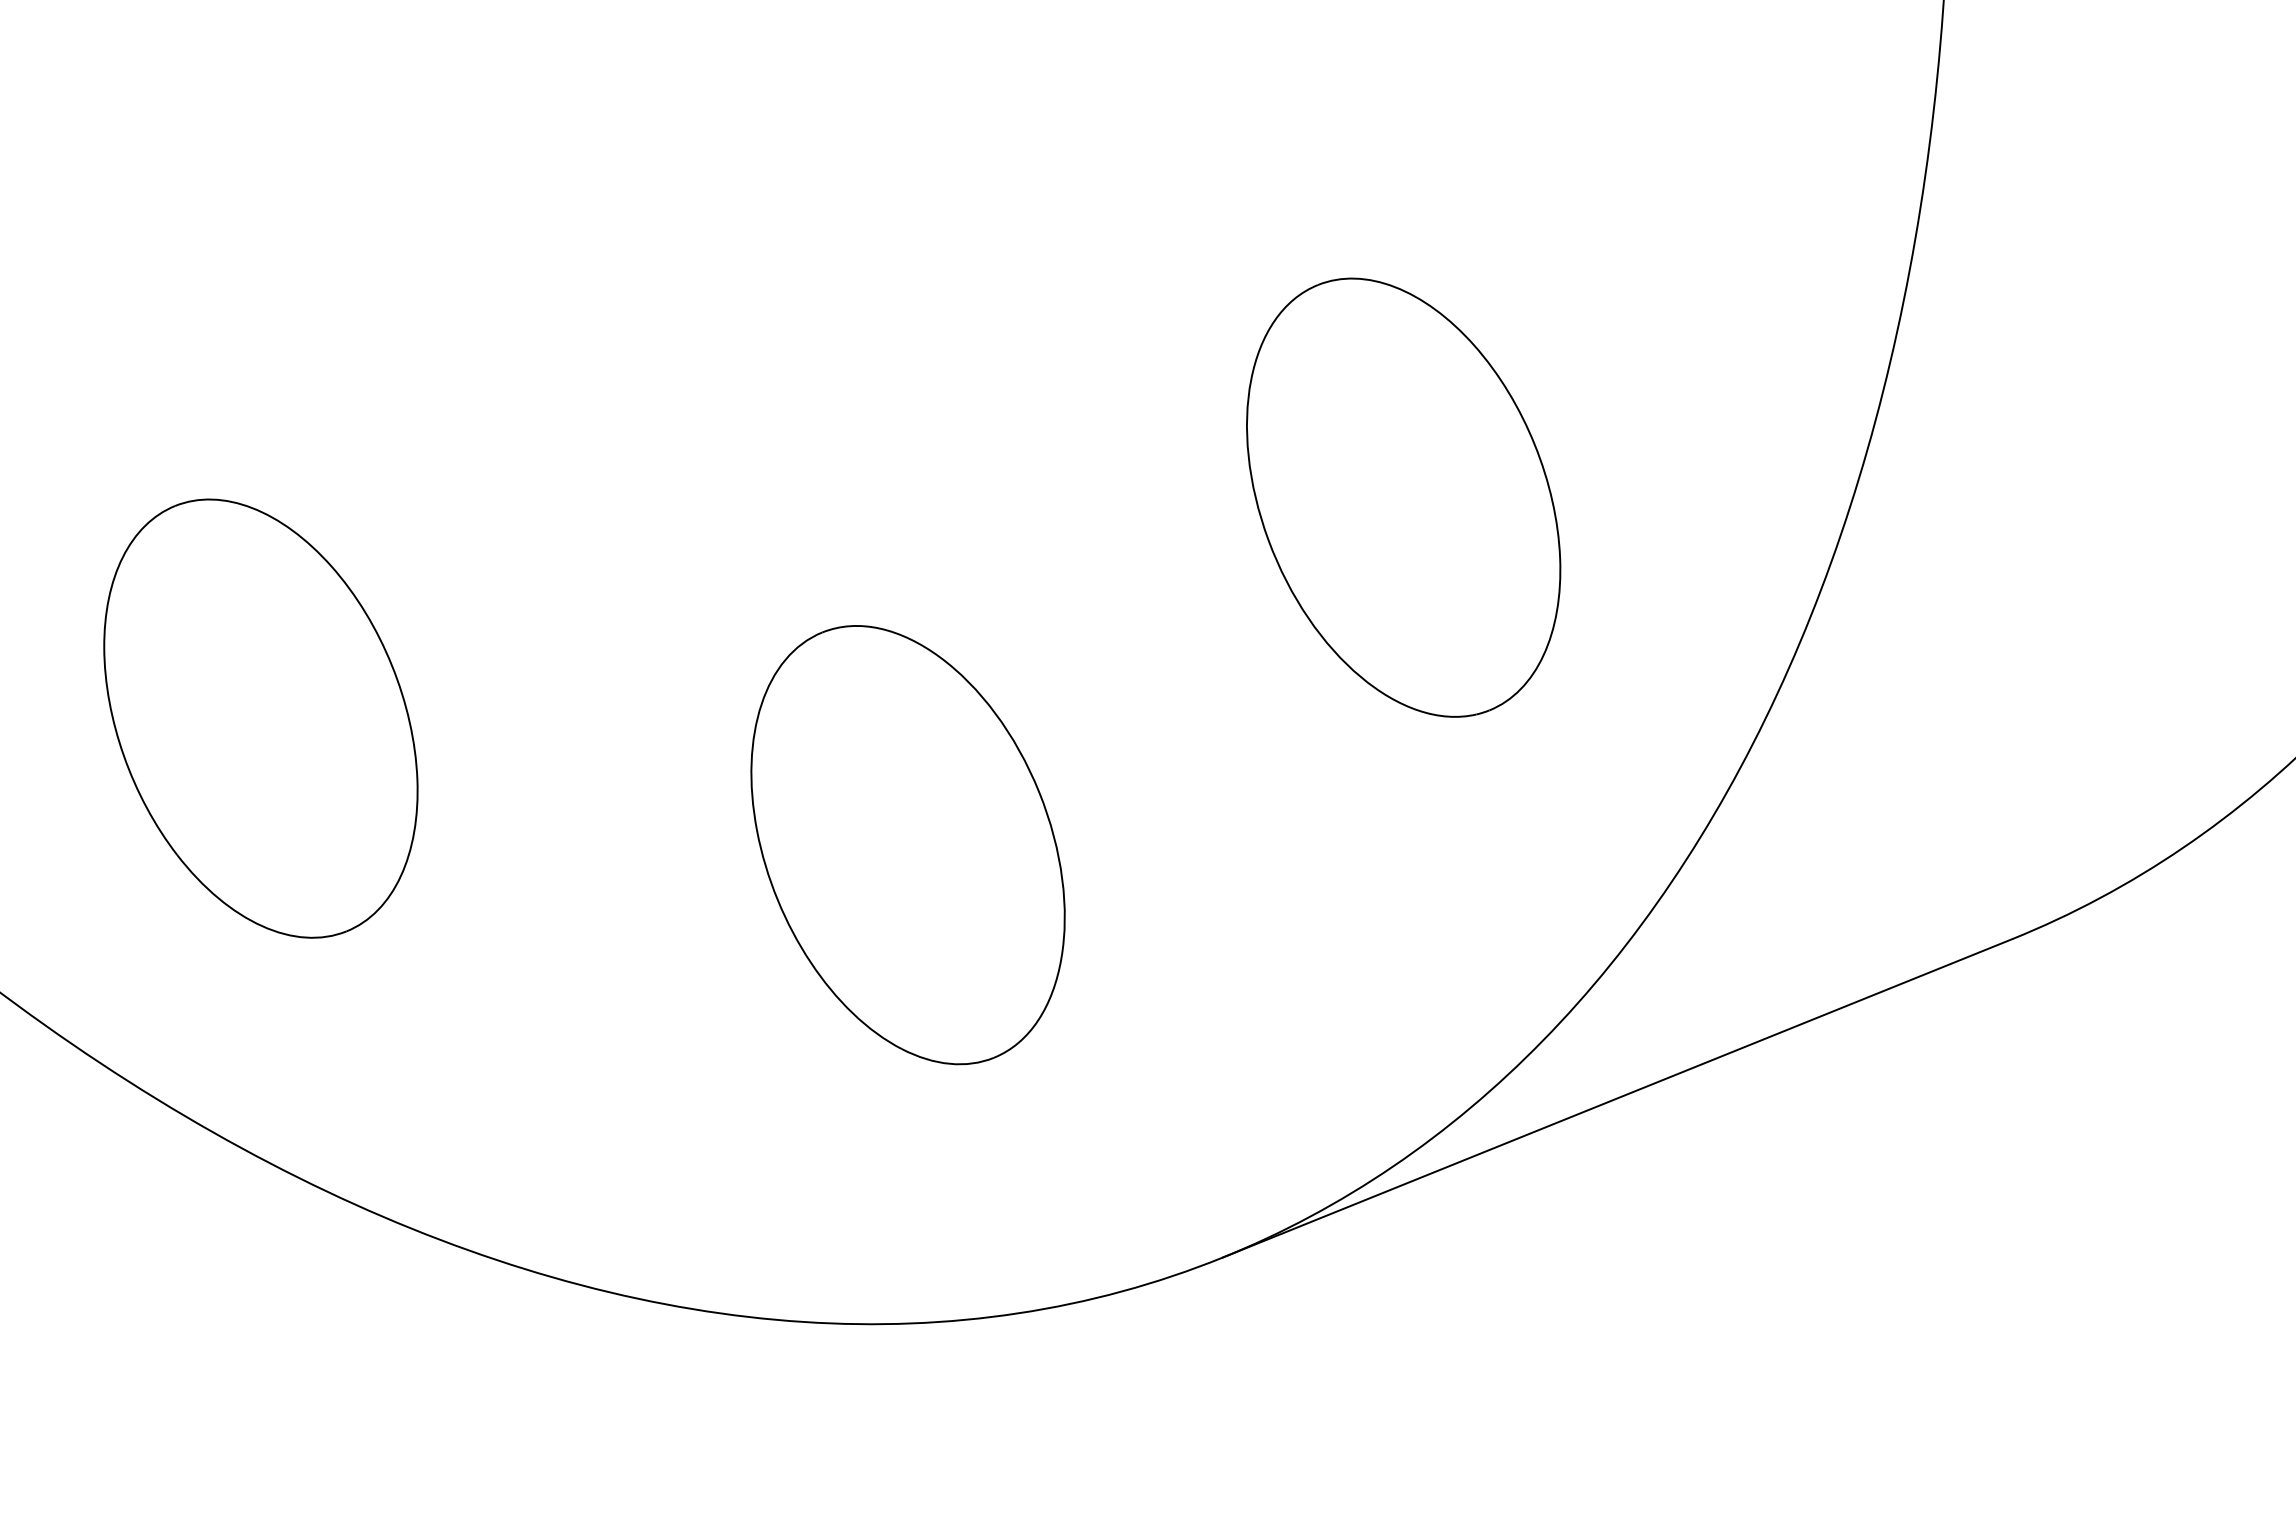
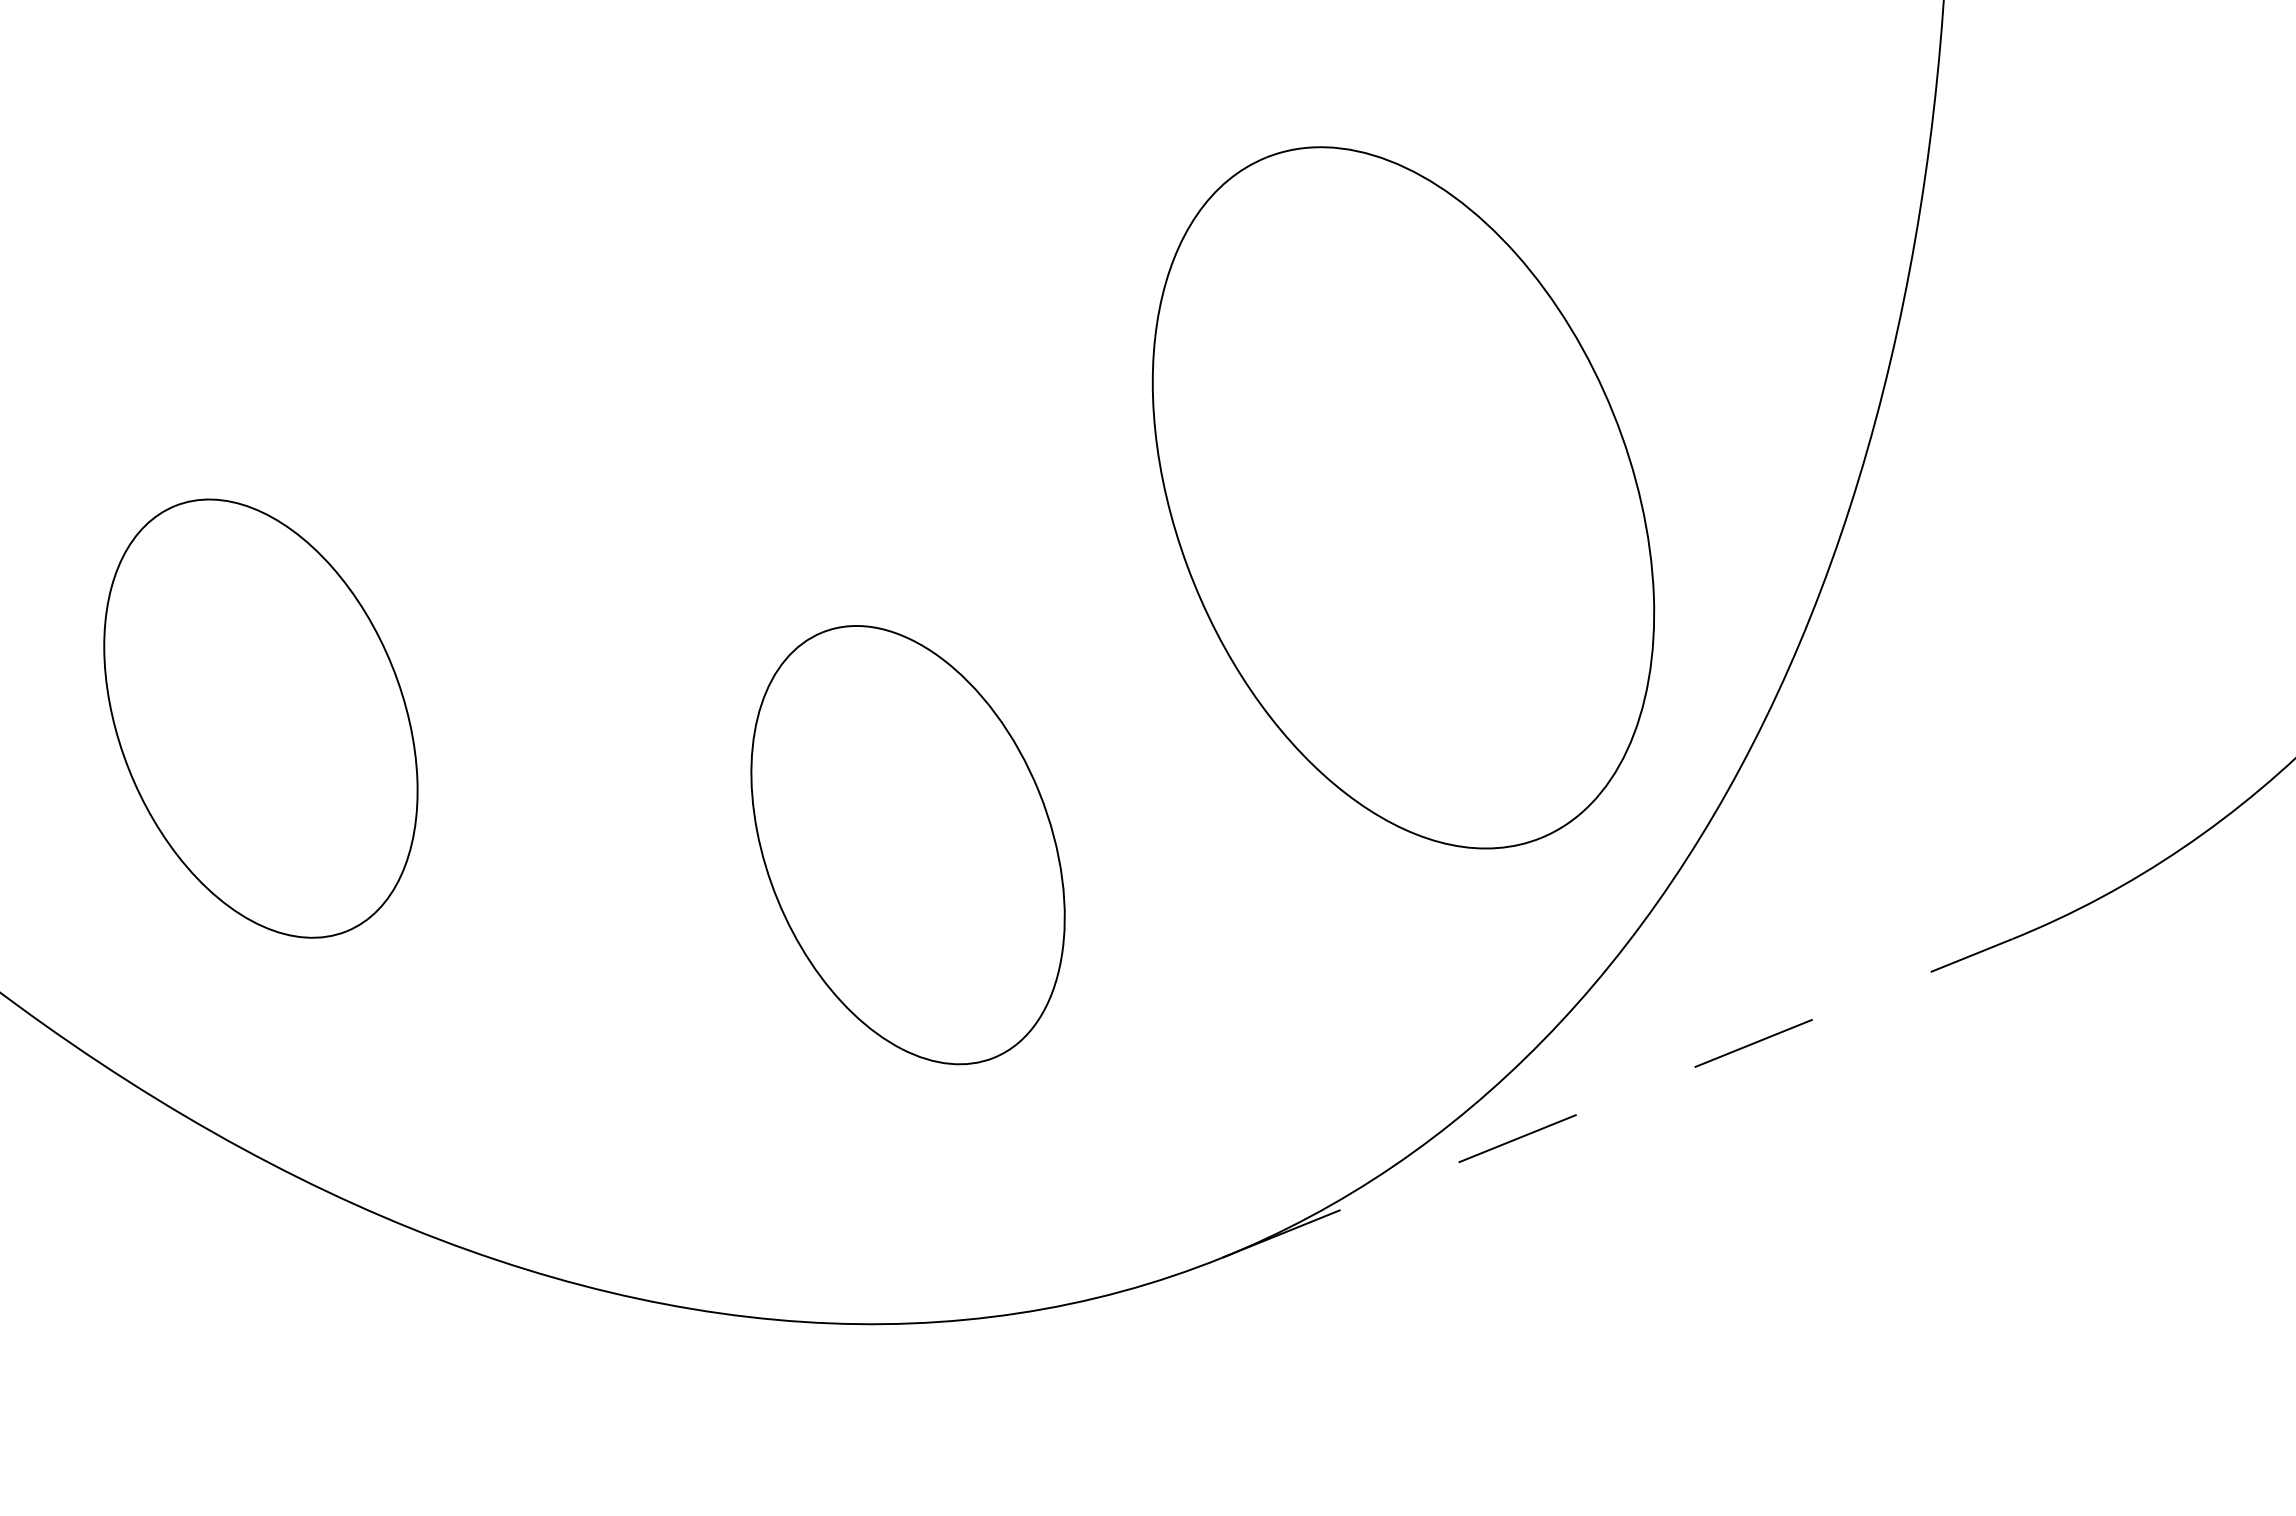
part size: 316x441 px -> 505x704 px (1403, 497)
line: solid -> dashed (1617, 1098)
